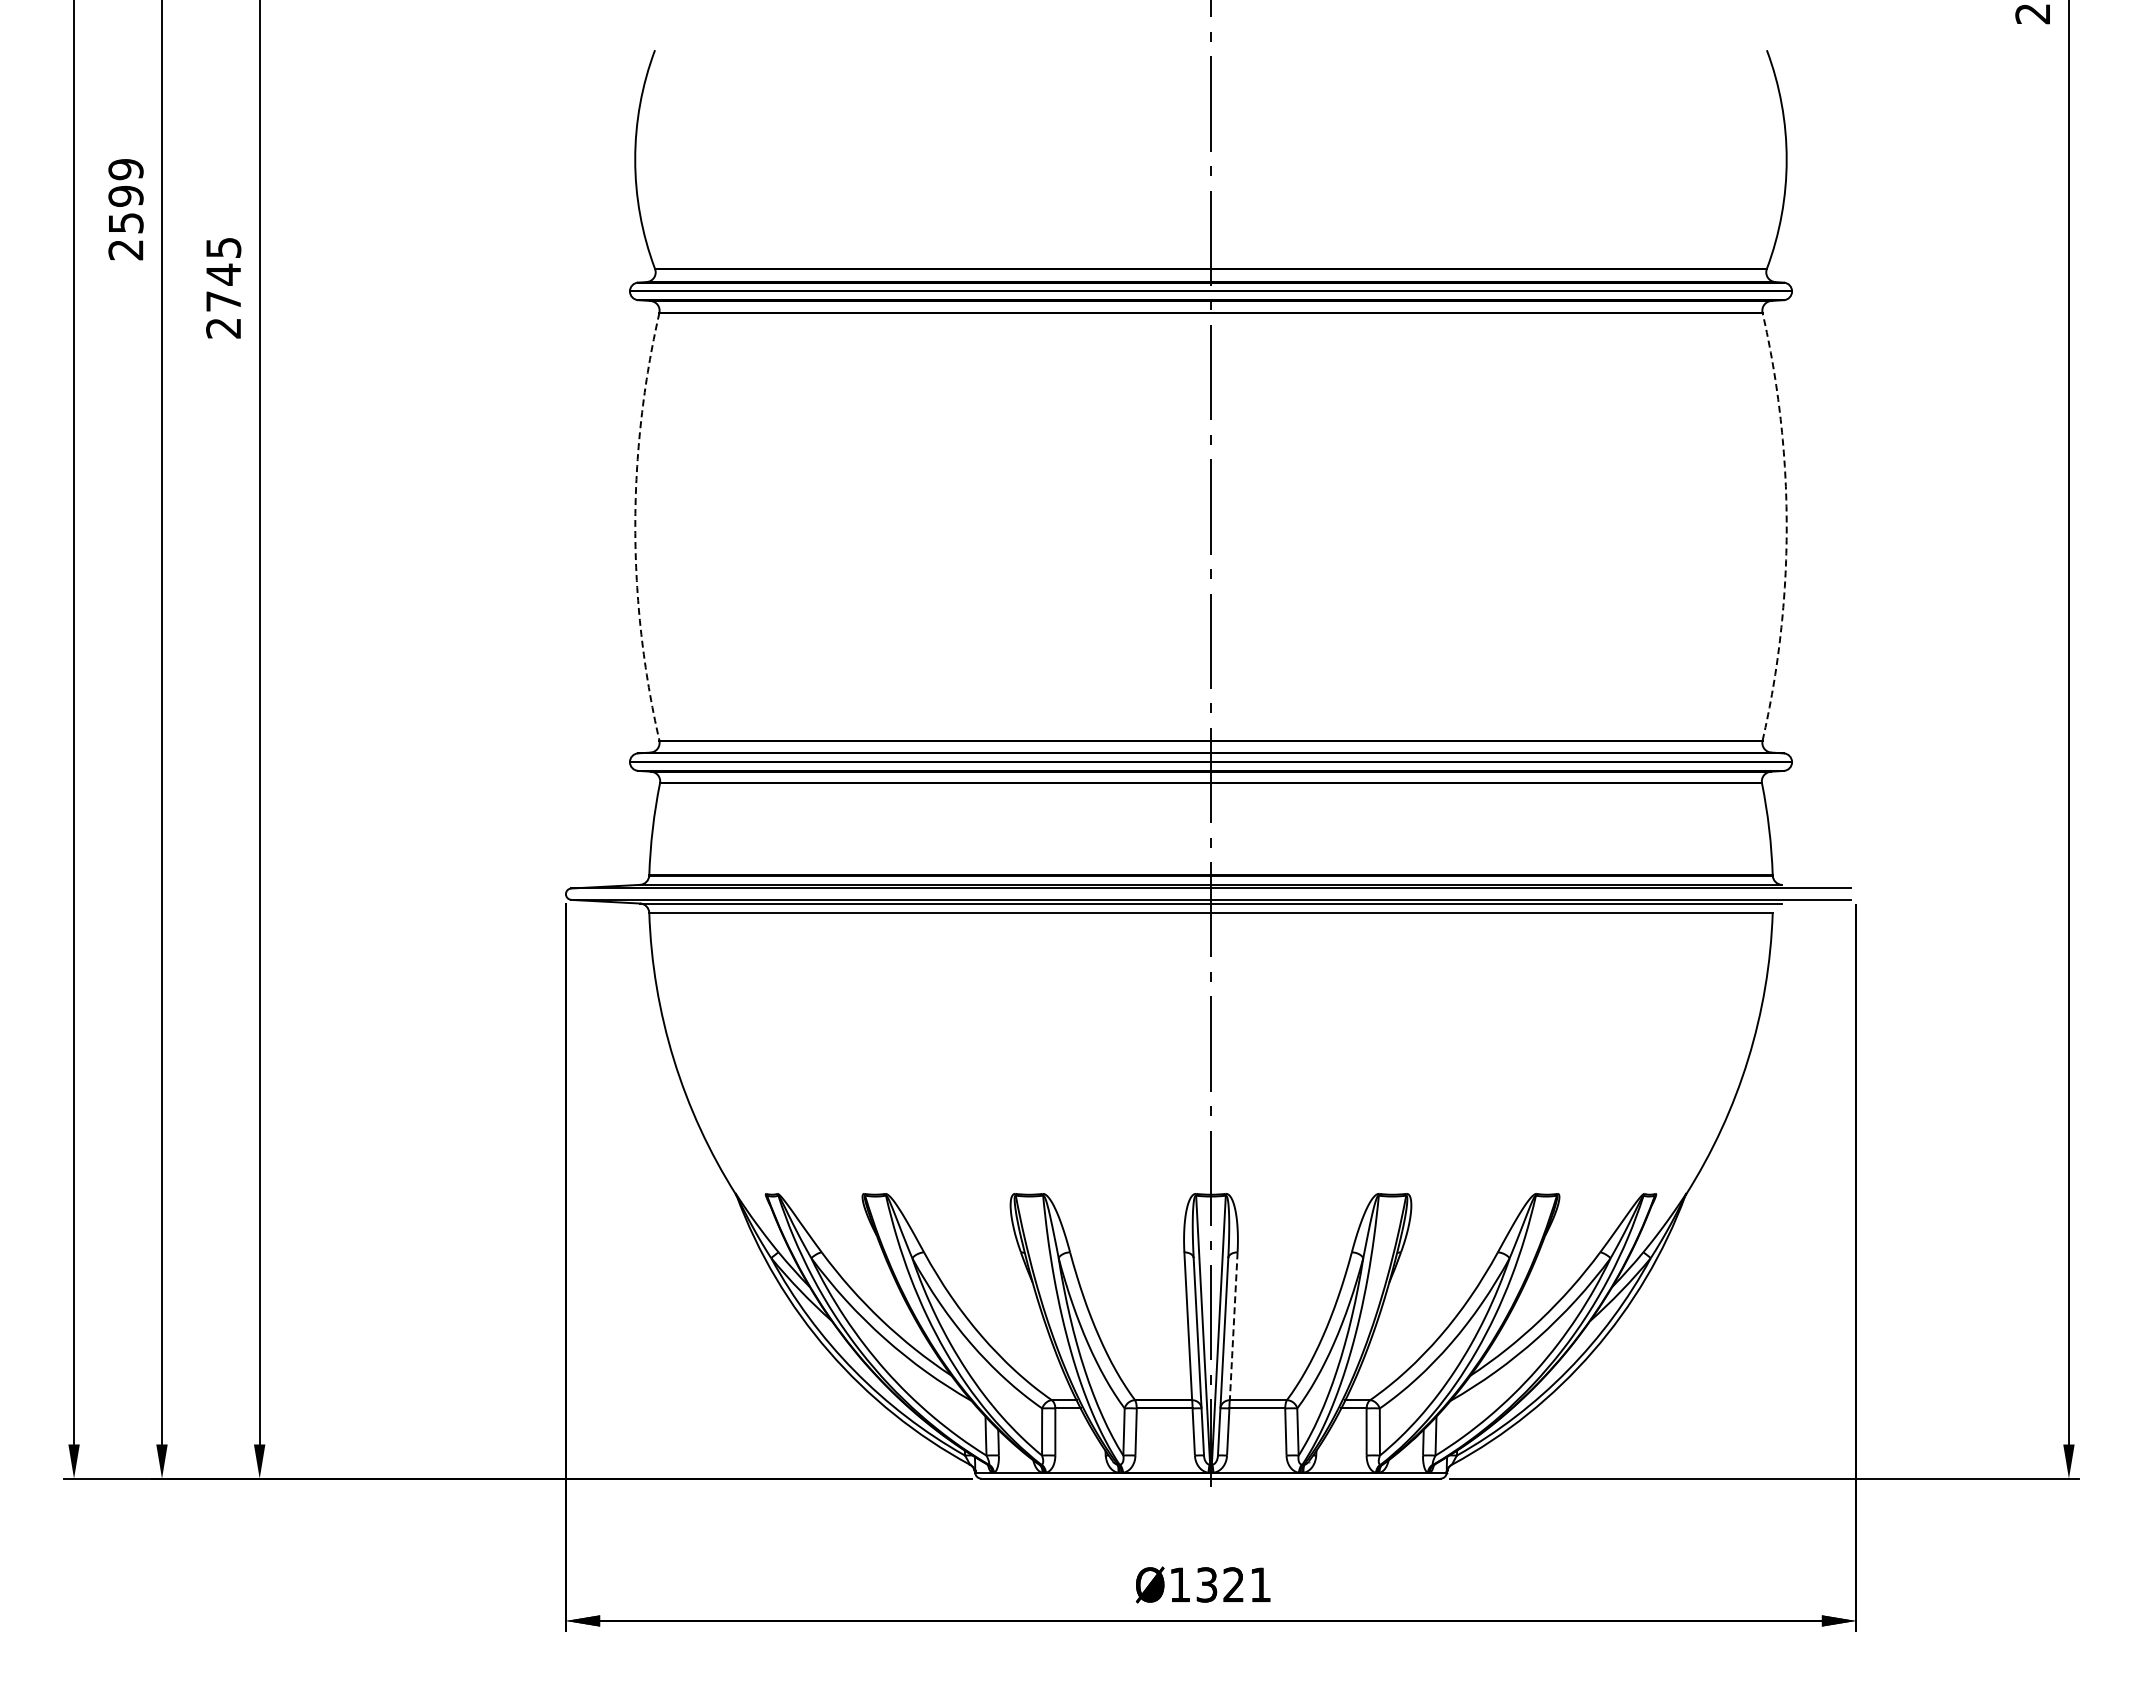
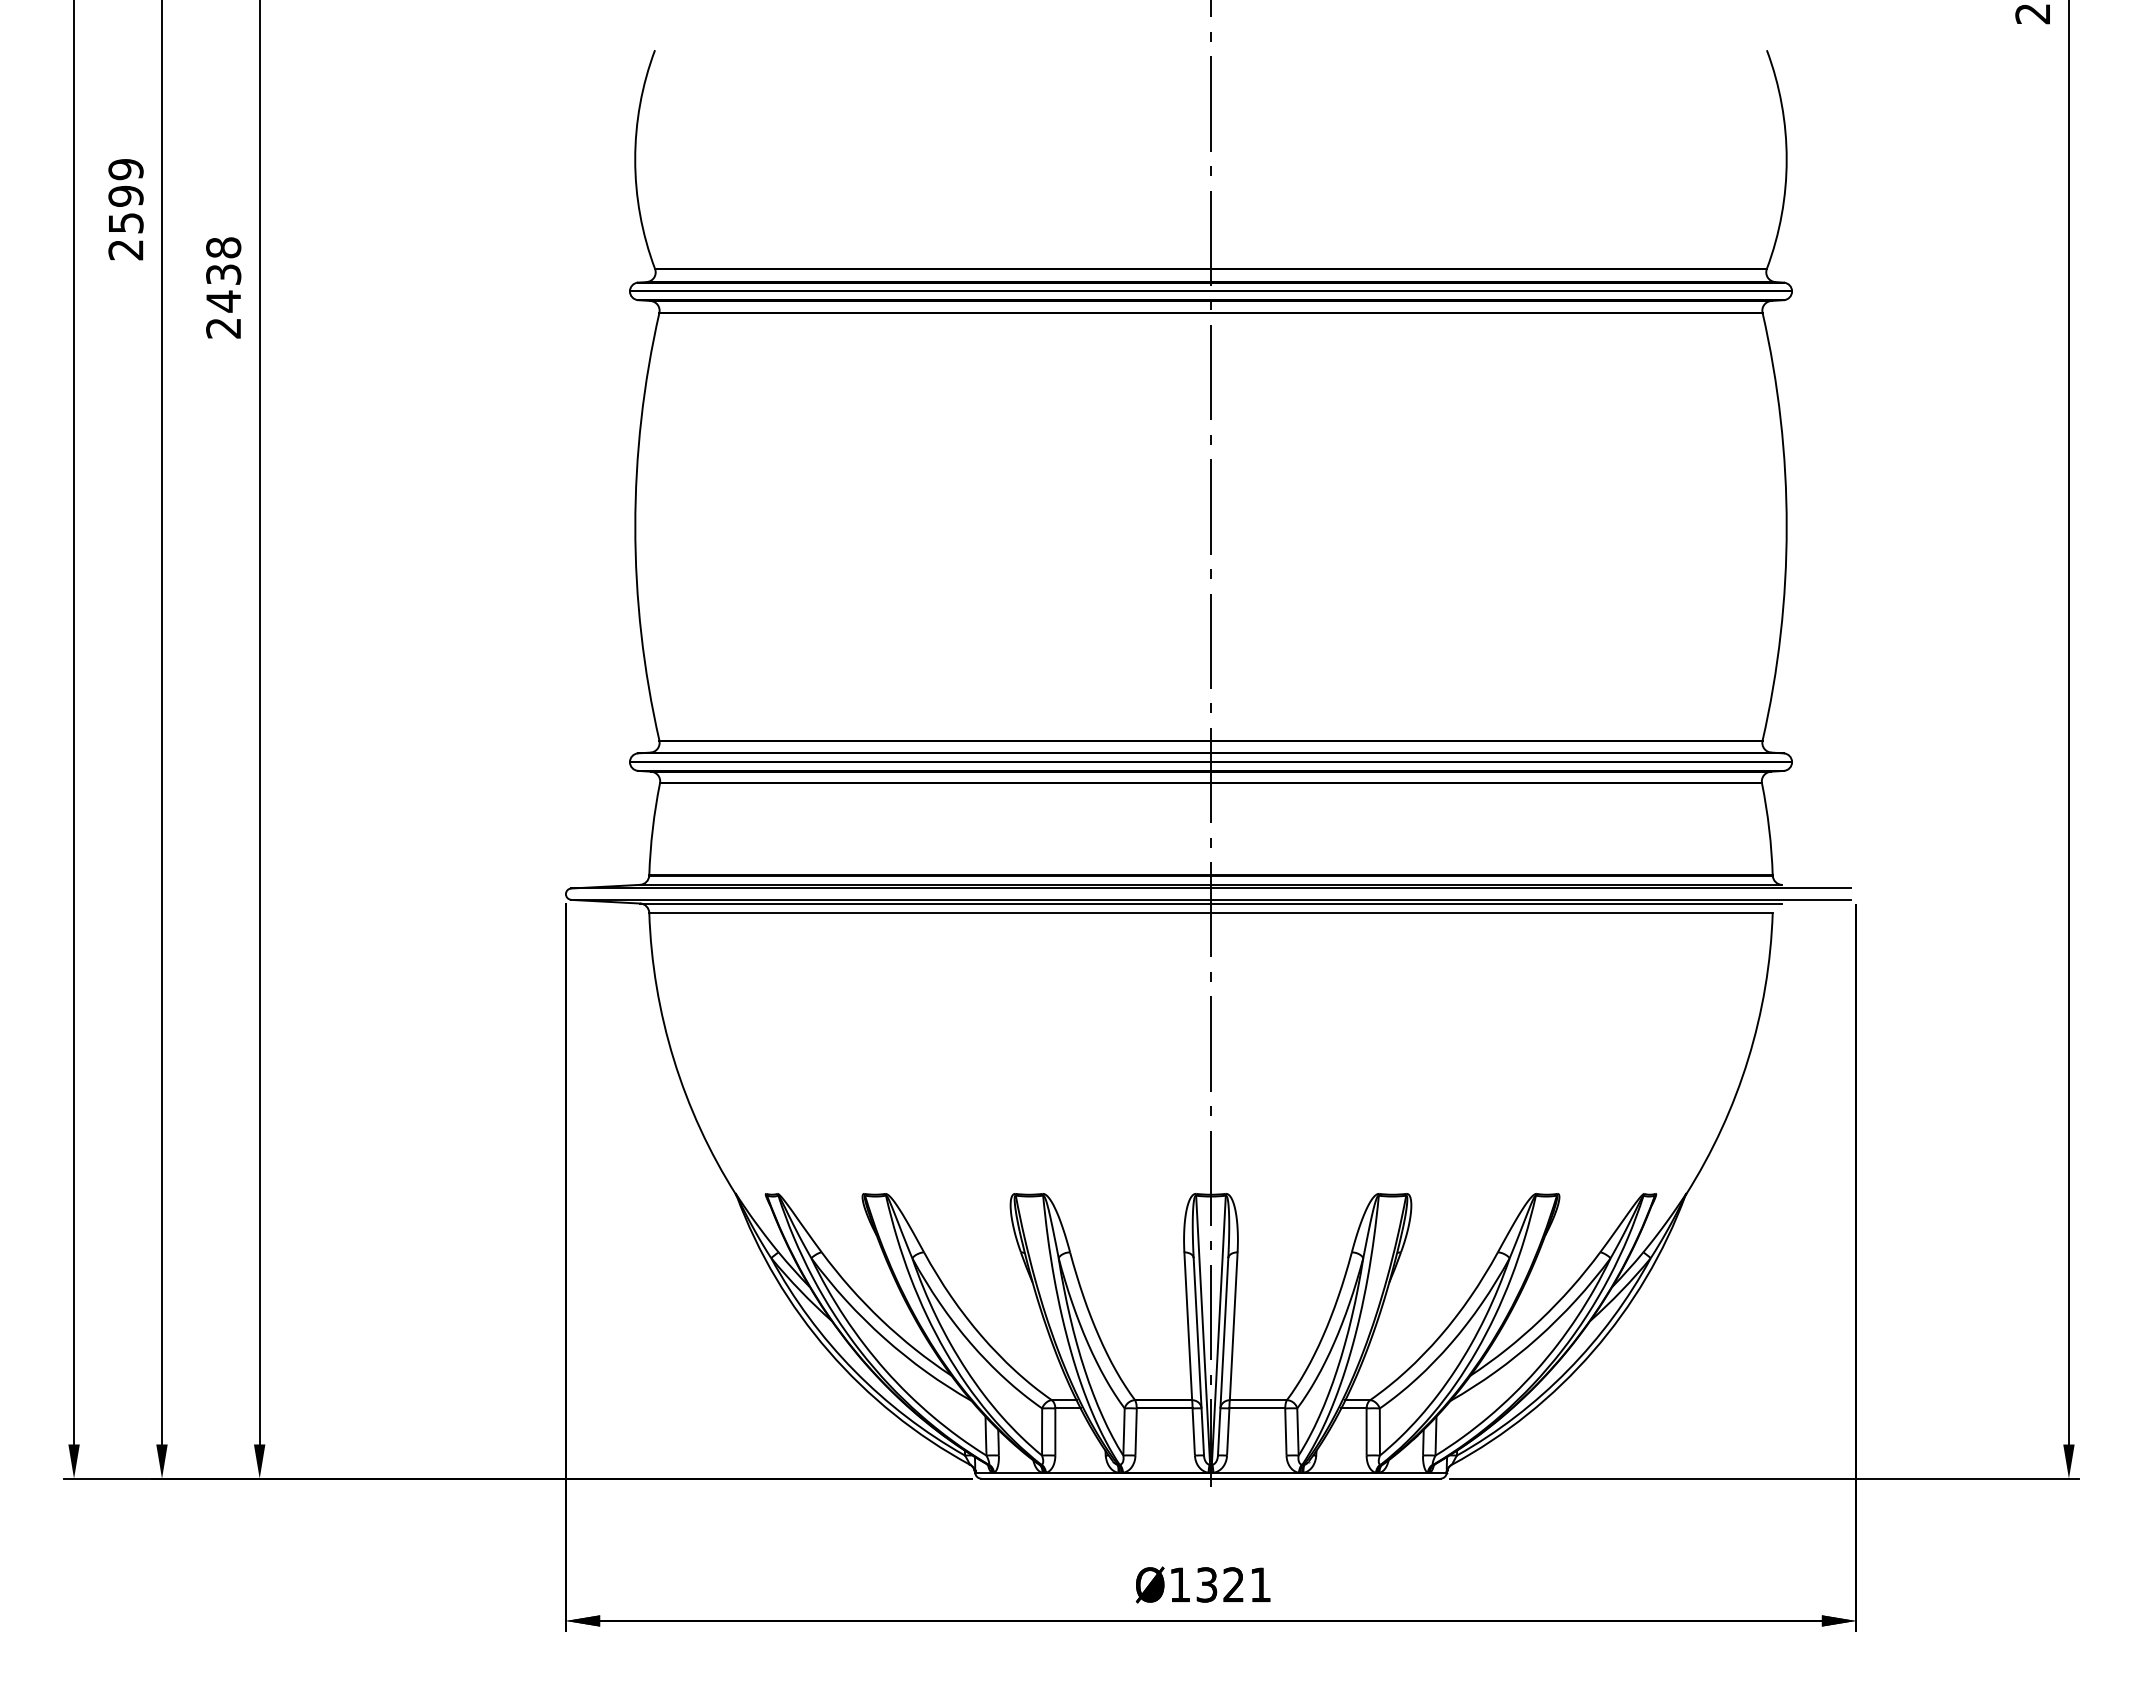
text: 2745 -> 2438 (223, 274)
arc: dashed -> solid (635, 526)
arc: dashed -> solid (1786, 526)
line: dashed -> solid (1233, 1326)
